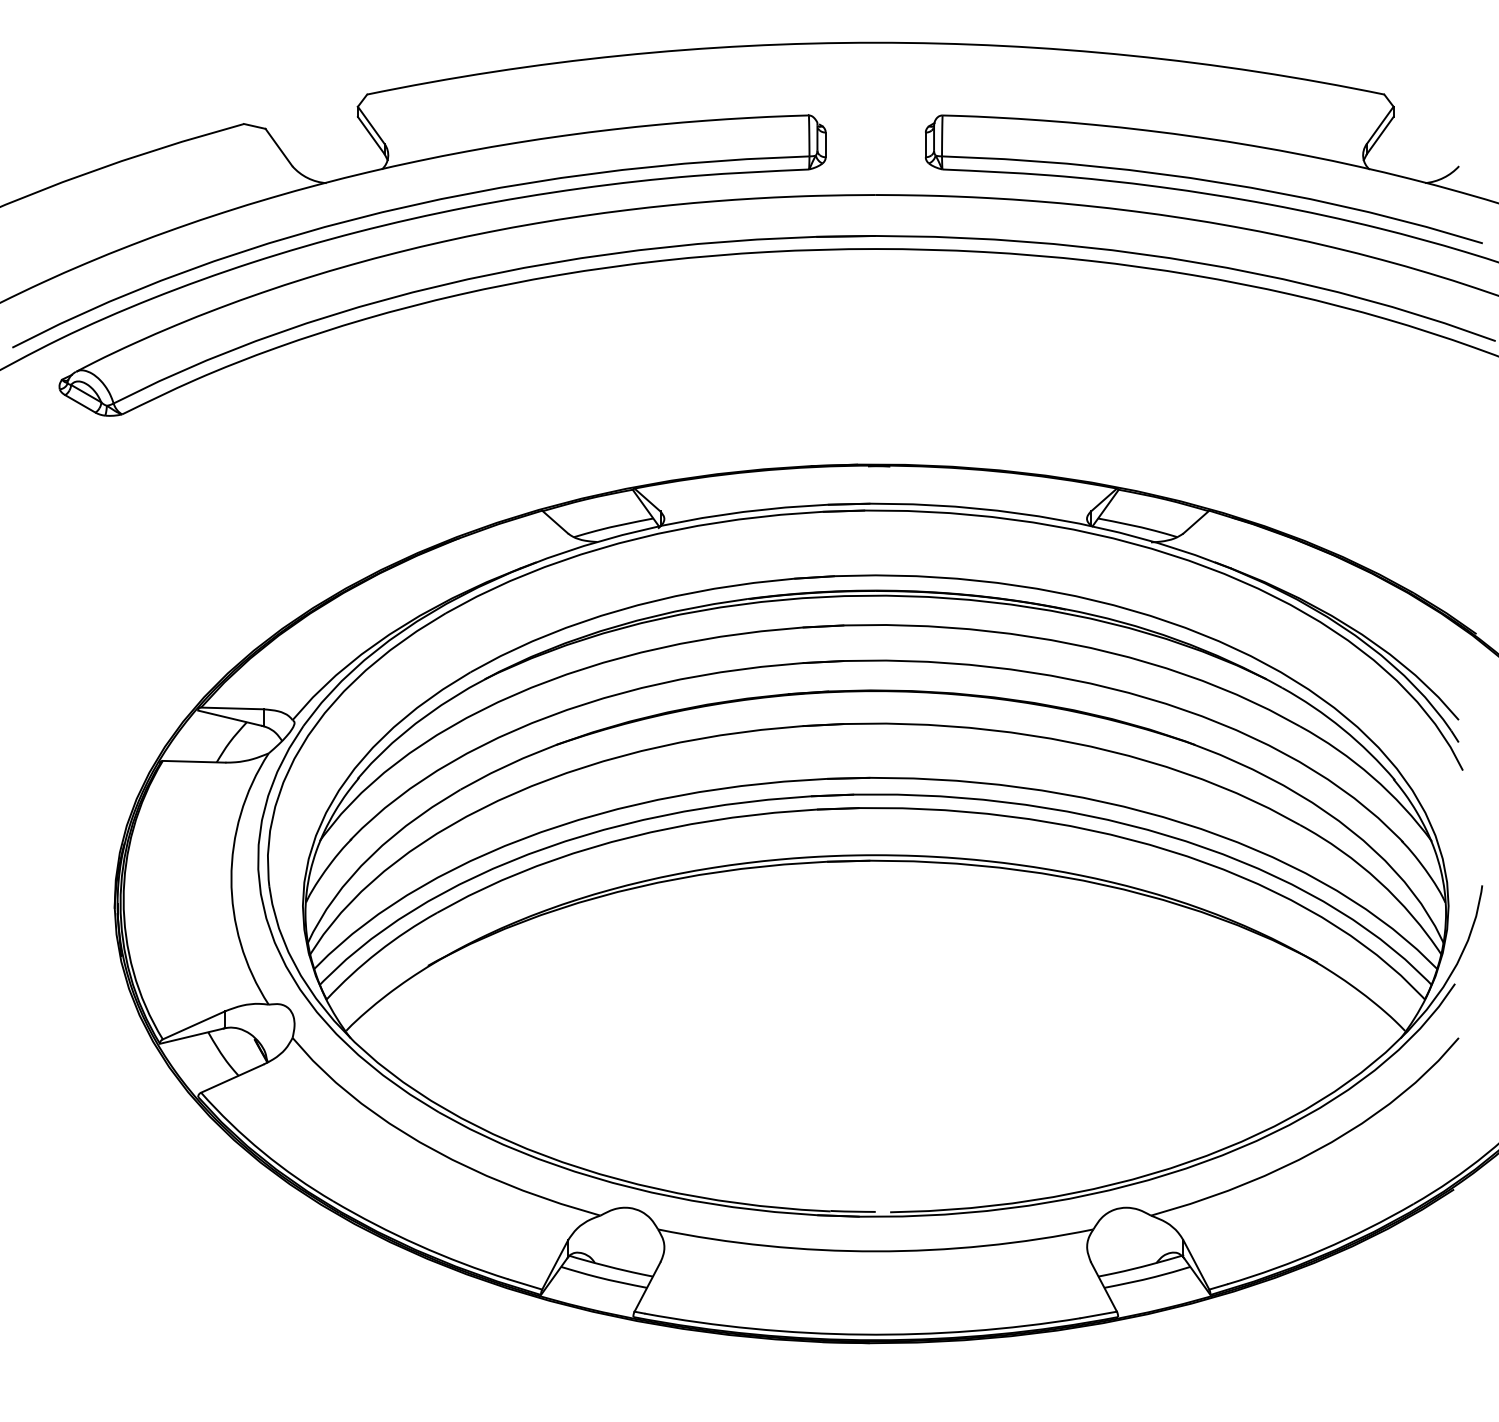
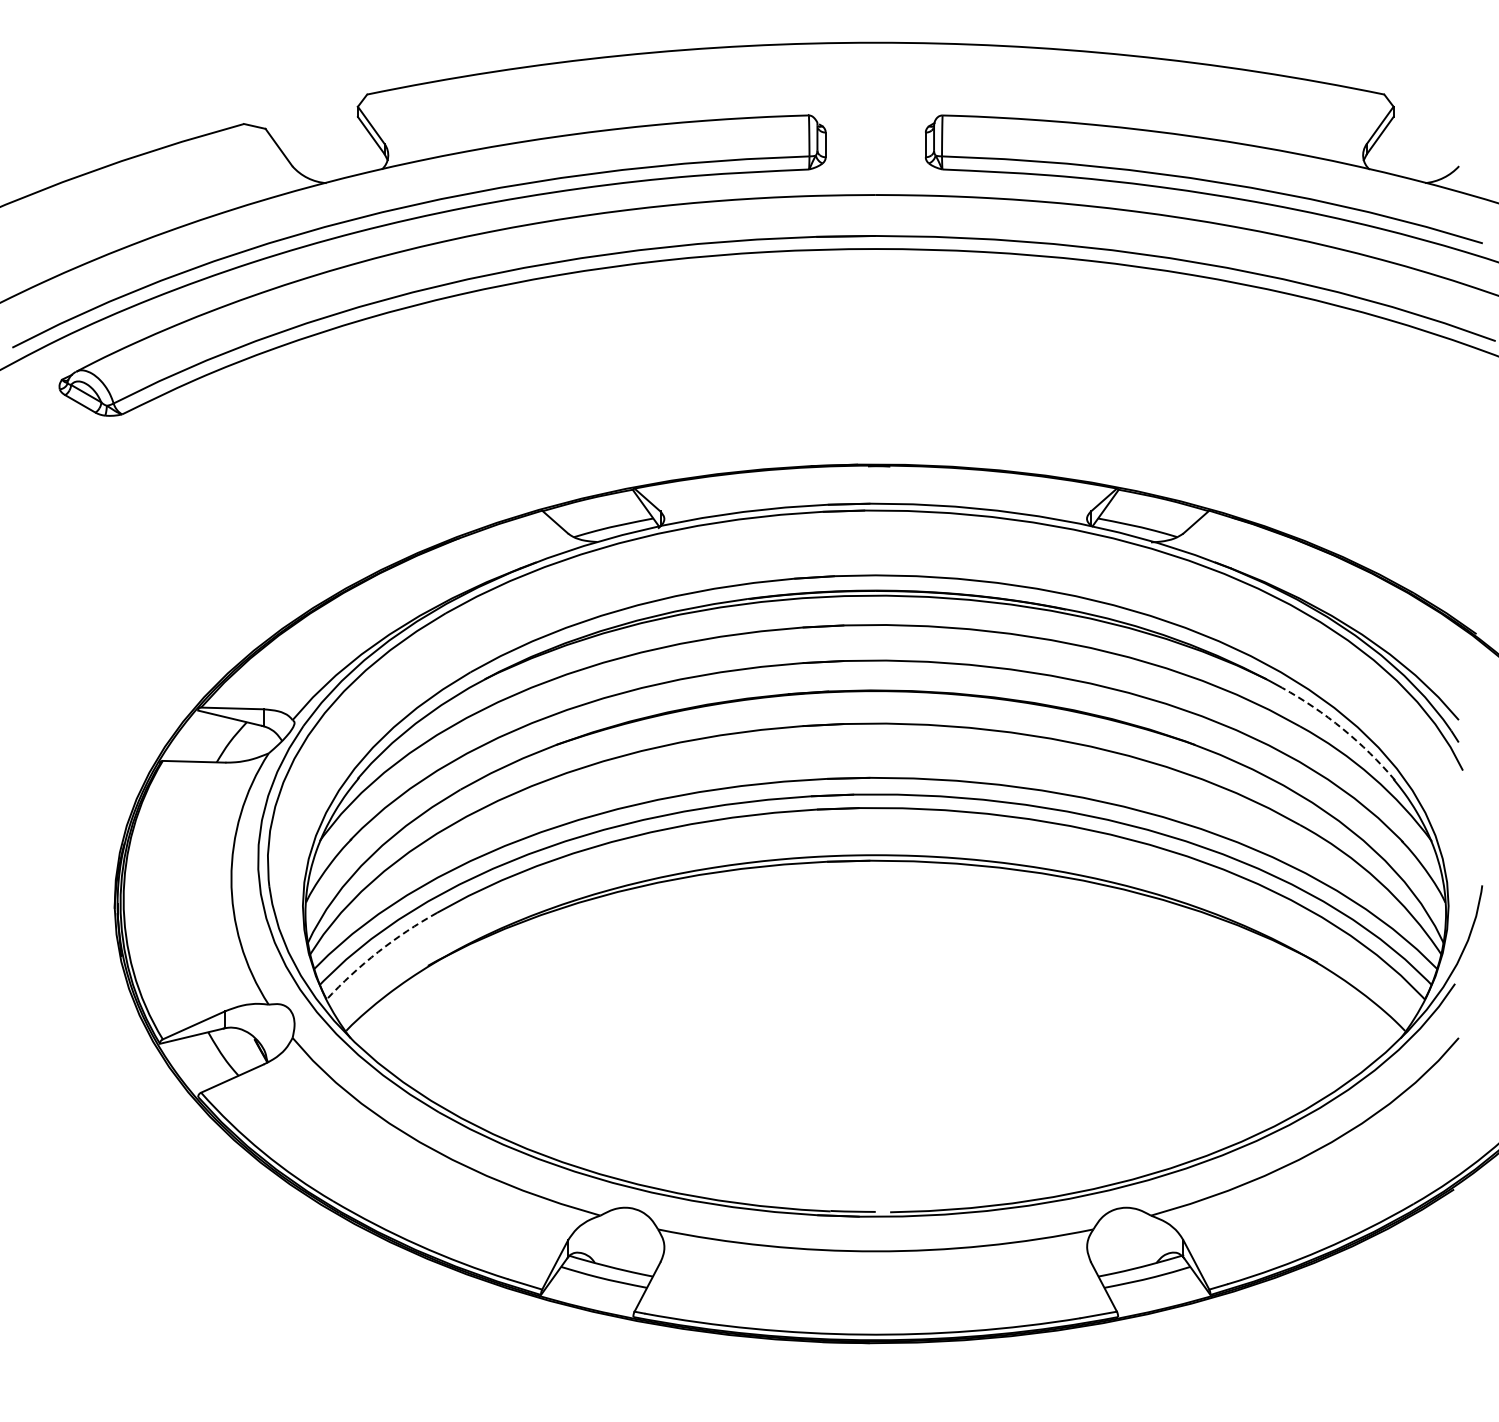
arc: solid -> dashed (1342, 728)
arc: solid -> dashed (378, 951)
